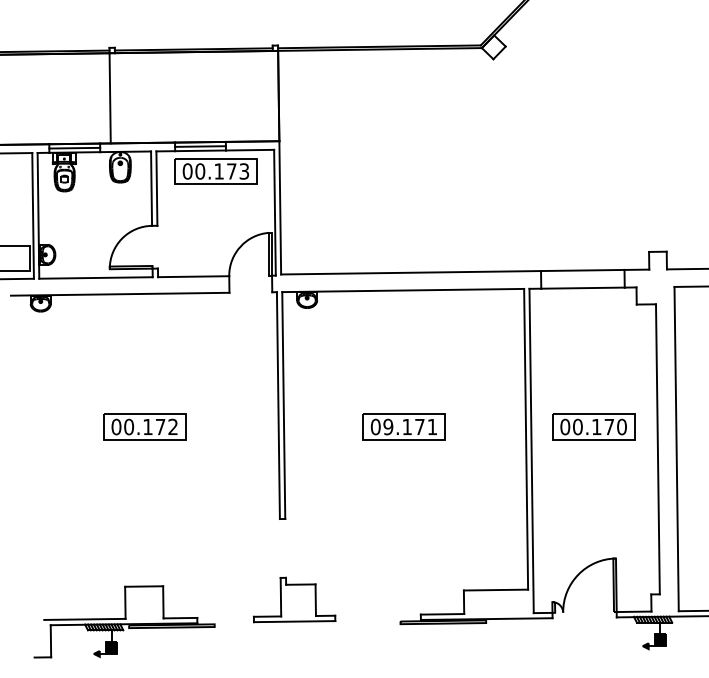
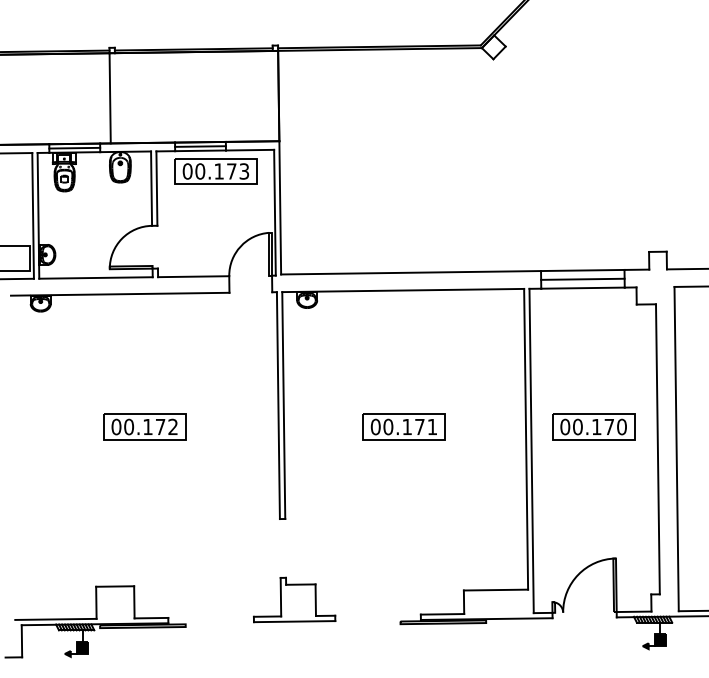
line: none -> present (582, 278)
text: 09.171 -> 00.171 (388, 427)
part position: (124, 621) -> (95, 621) (95, 621)
